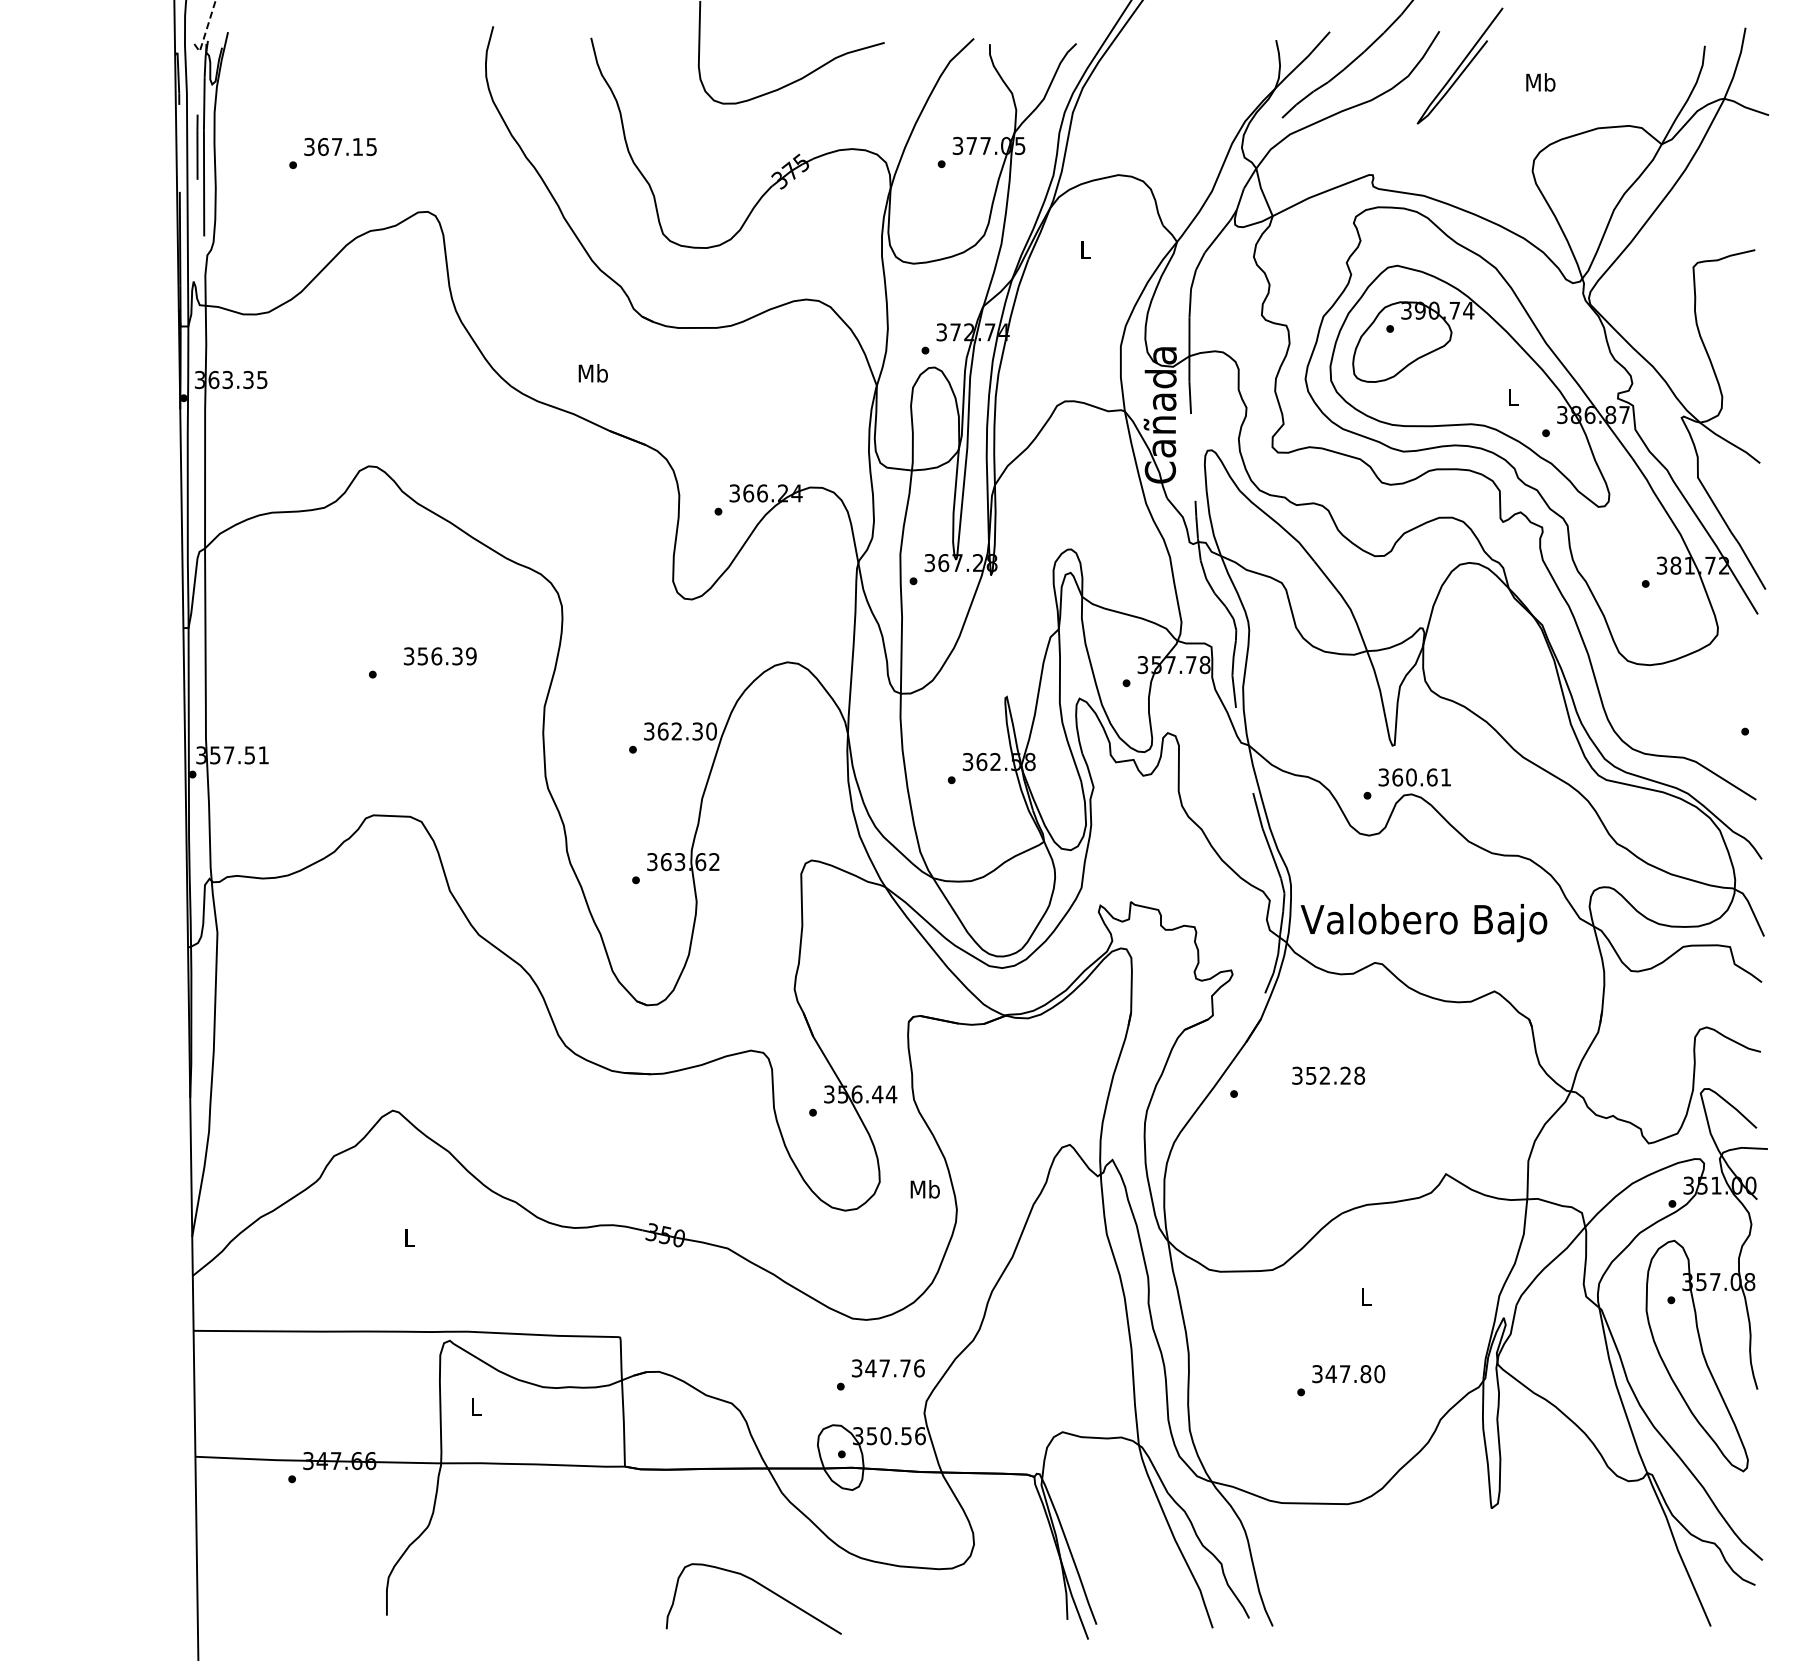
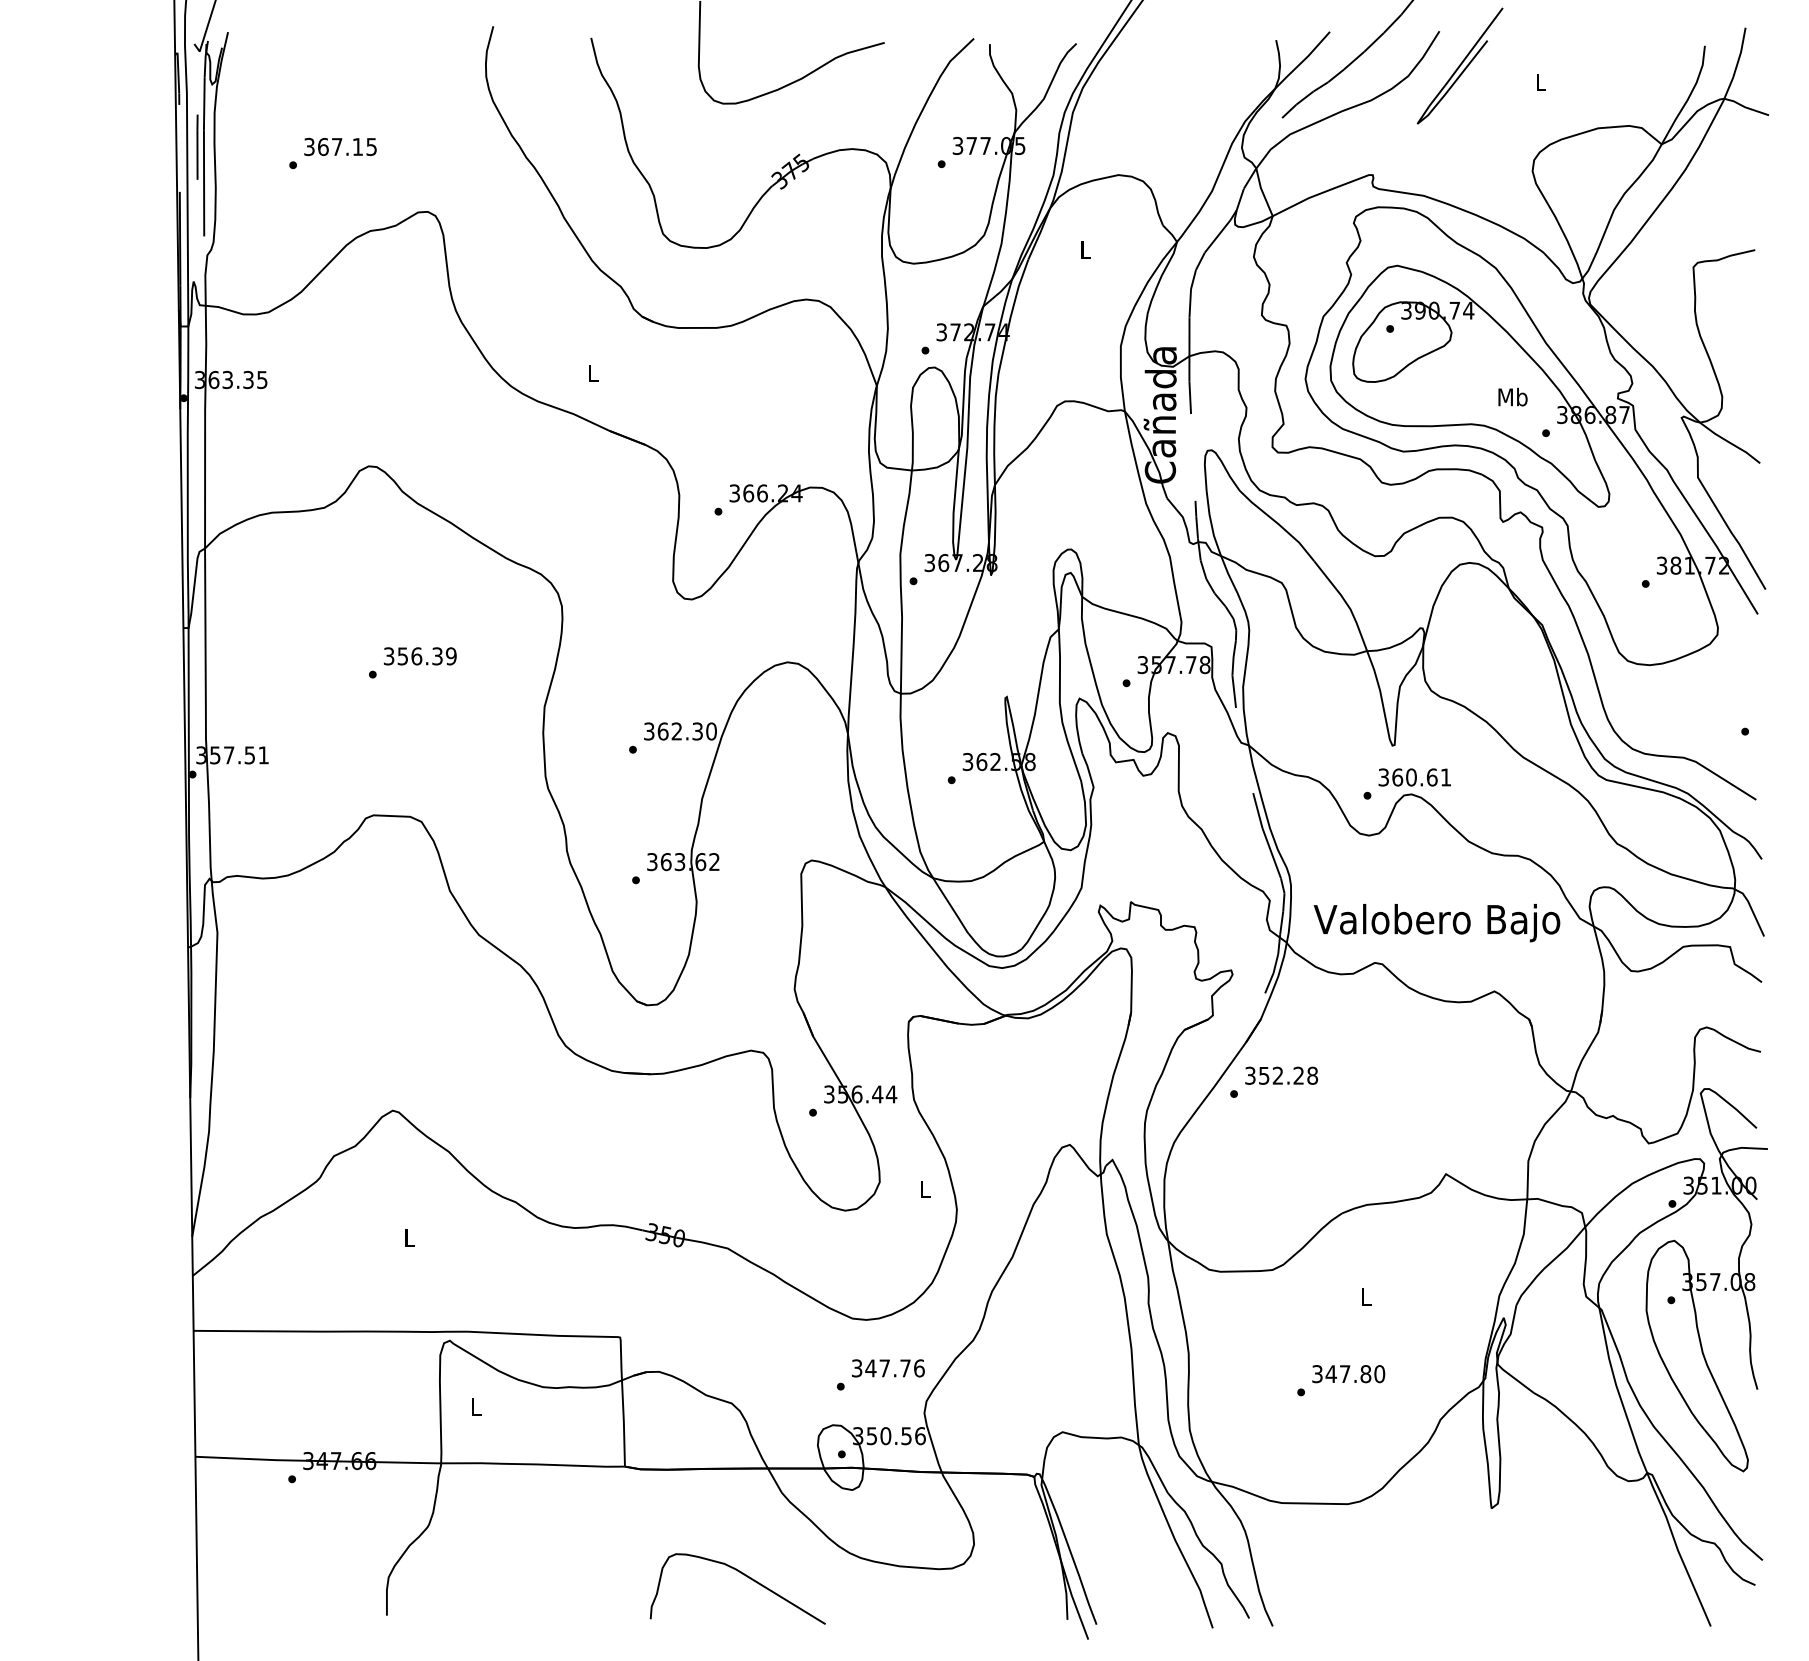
line: dashed -> solid (206, 30)
text: Mb -> L (1540, 82)
text: Mb -> L (592, 373)
text: L -> Mb (1512, 396)
text position: (440, 656) -> (420, 656) (420, 656)
text position: (1423, 923) -> (1436, 923) (1436, 923)
text position: (1328, 1075) -> (1281, 1075) (1281, 1075)
text: Mb -> L (924, 1189)
curve position: (759, 1585) -> (743, 1575) (743, 1575)
